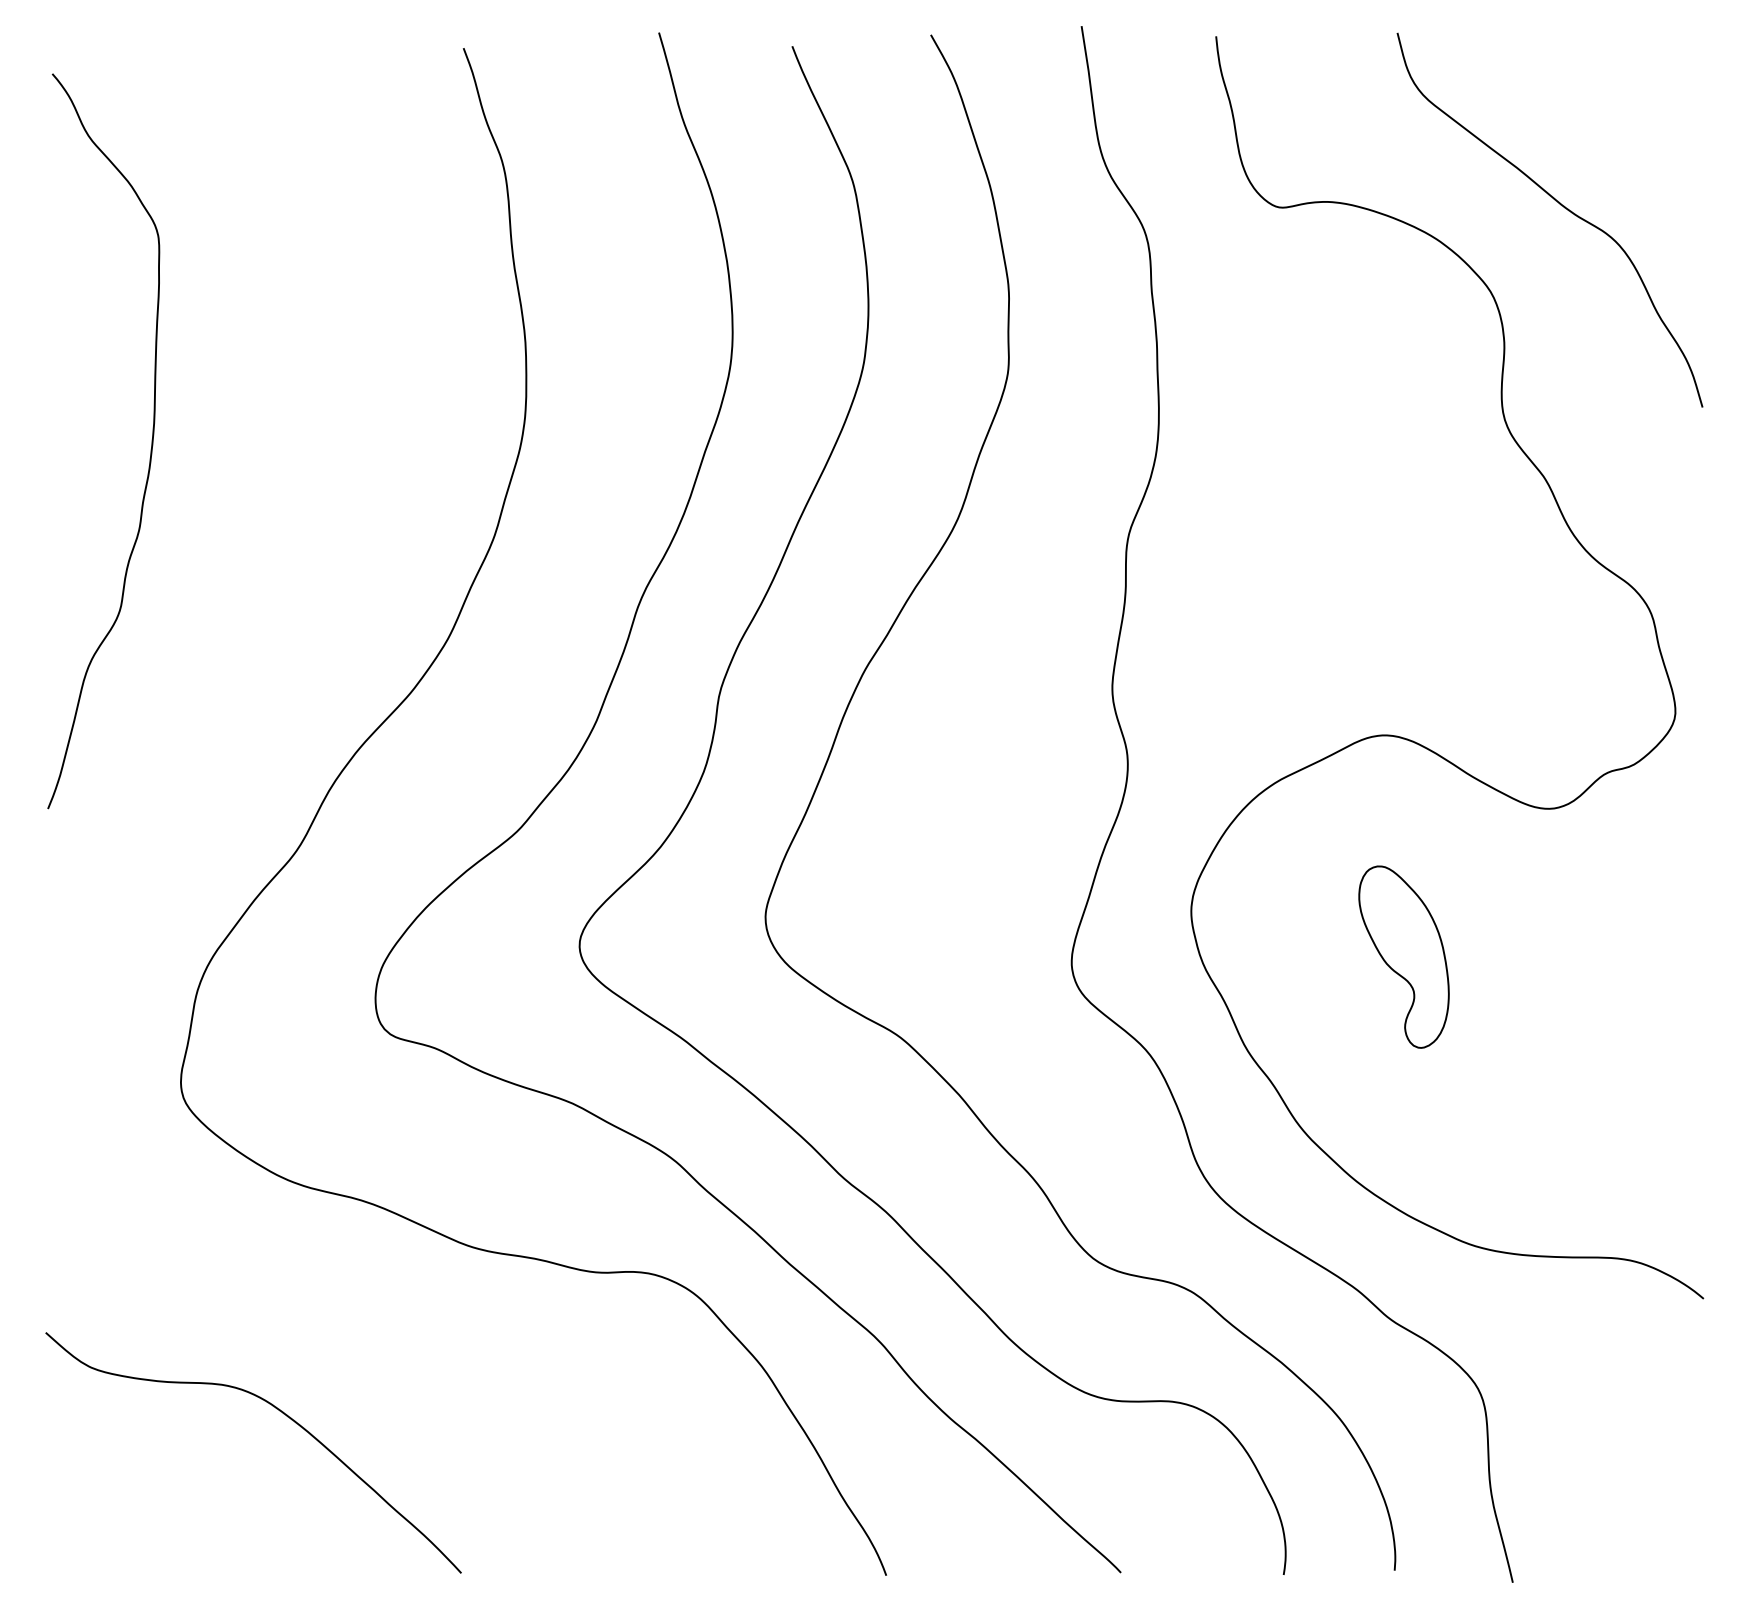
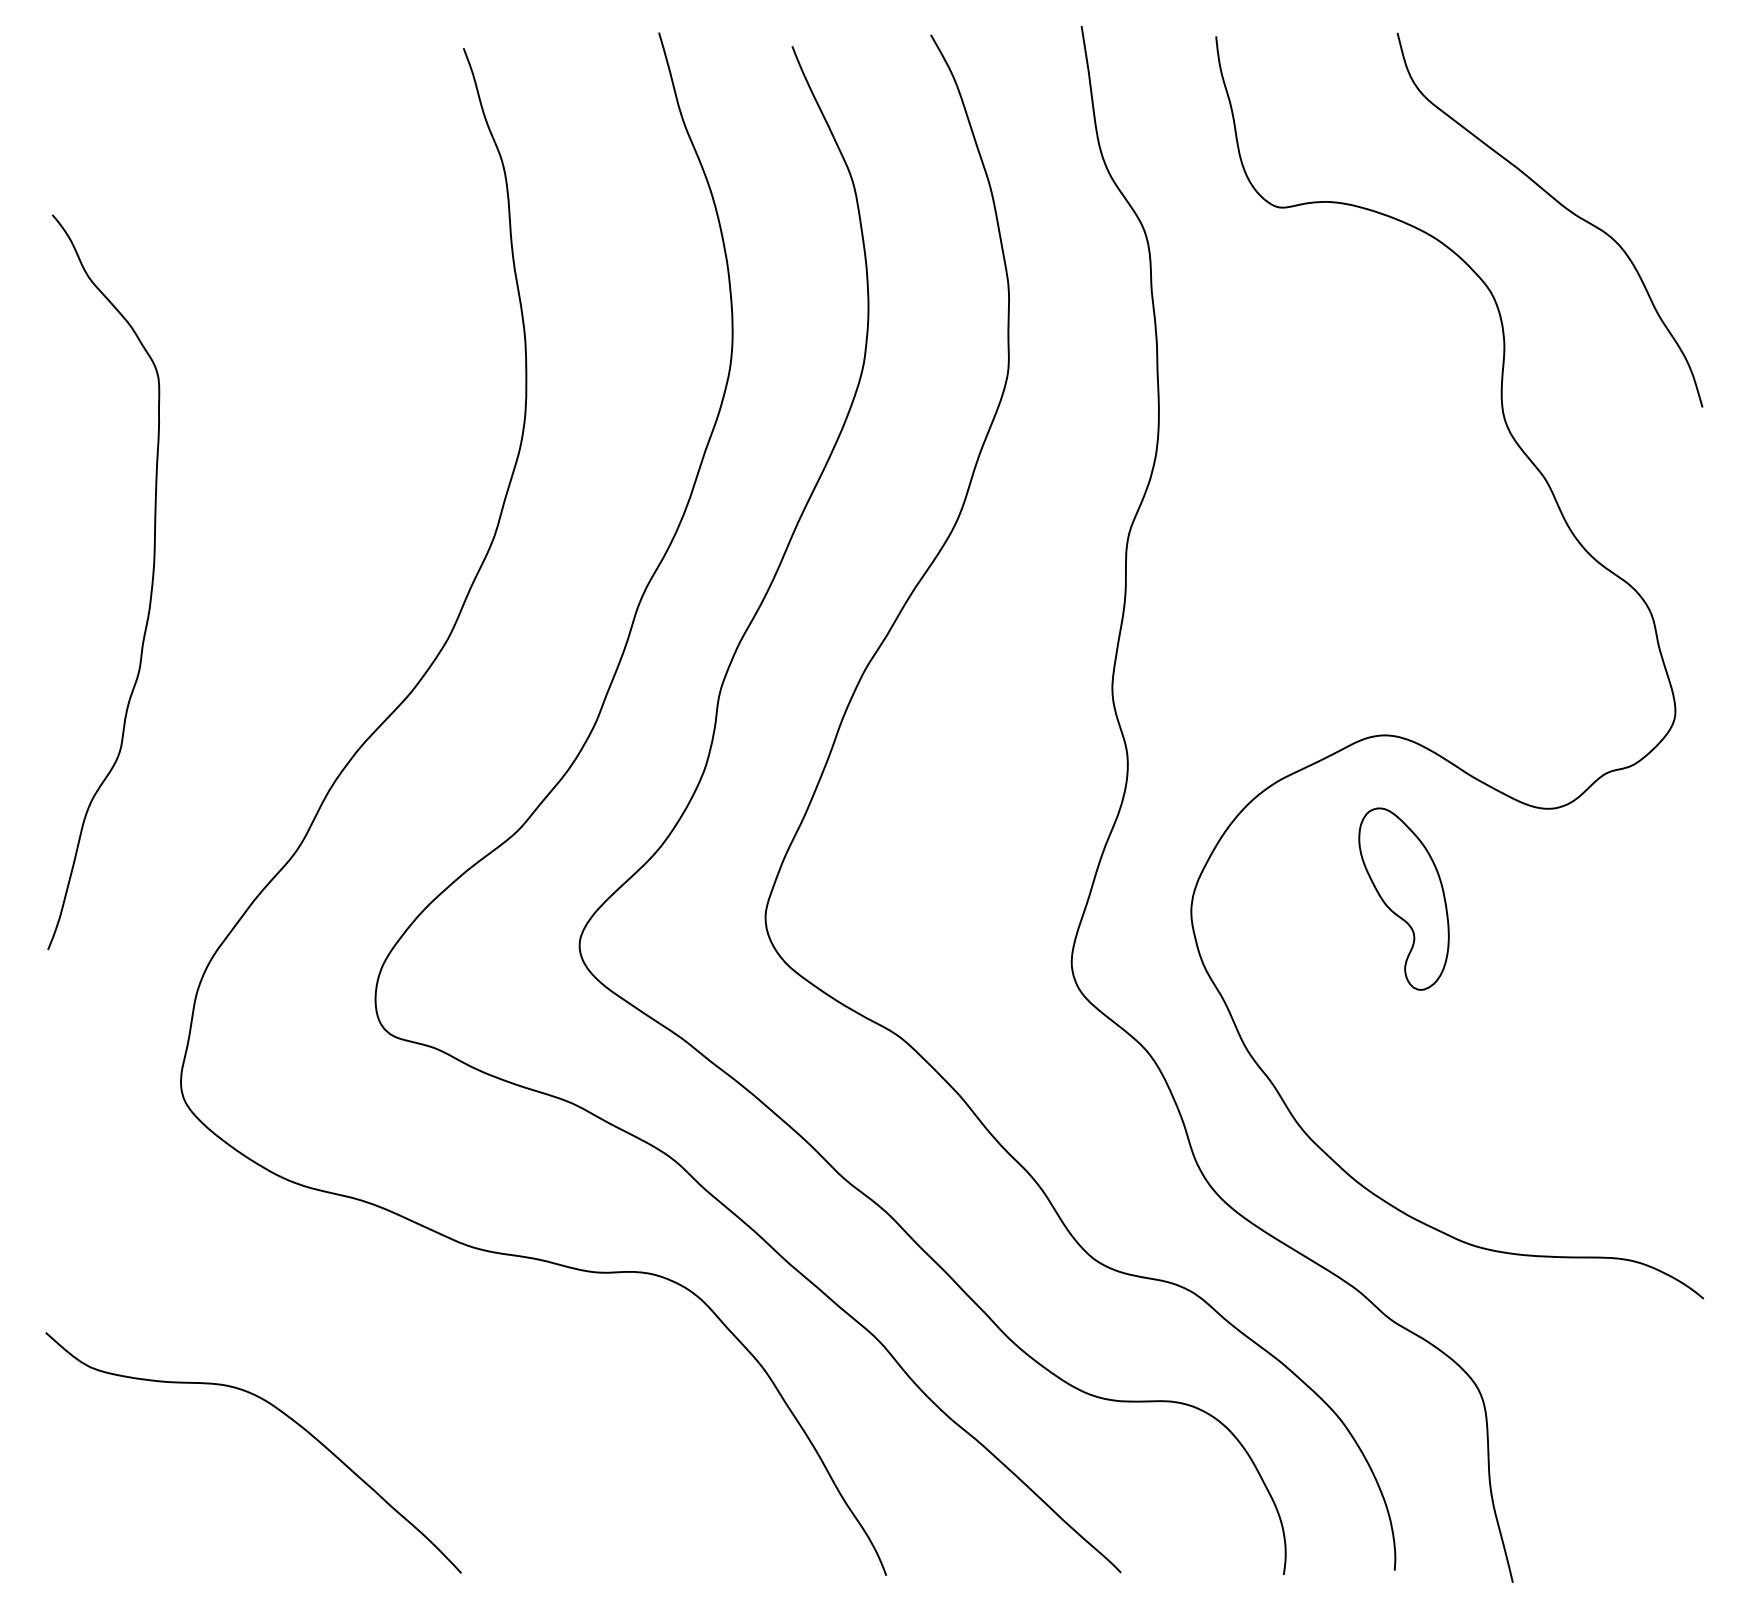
curve position: (150, 449) -> (150, 590) (150, 590)
part position: (1403, 956) -> (1403, 898) (1403, 898)
